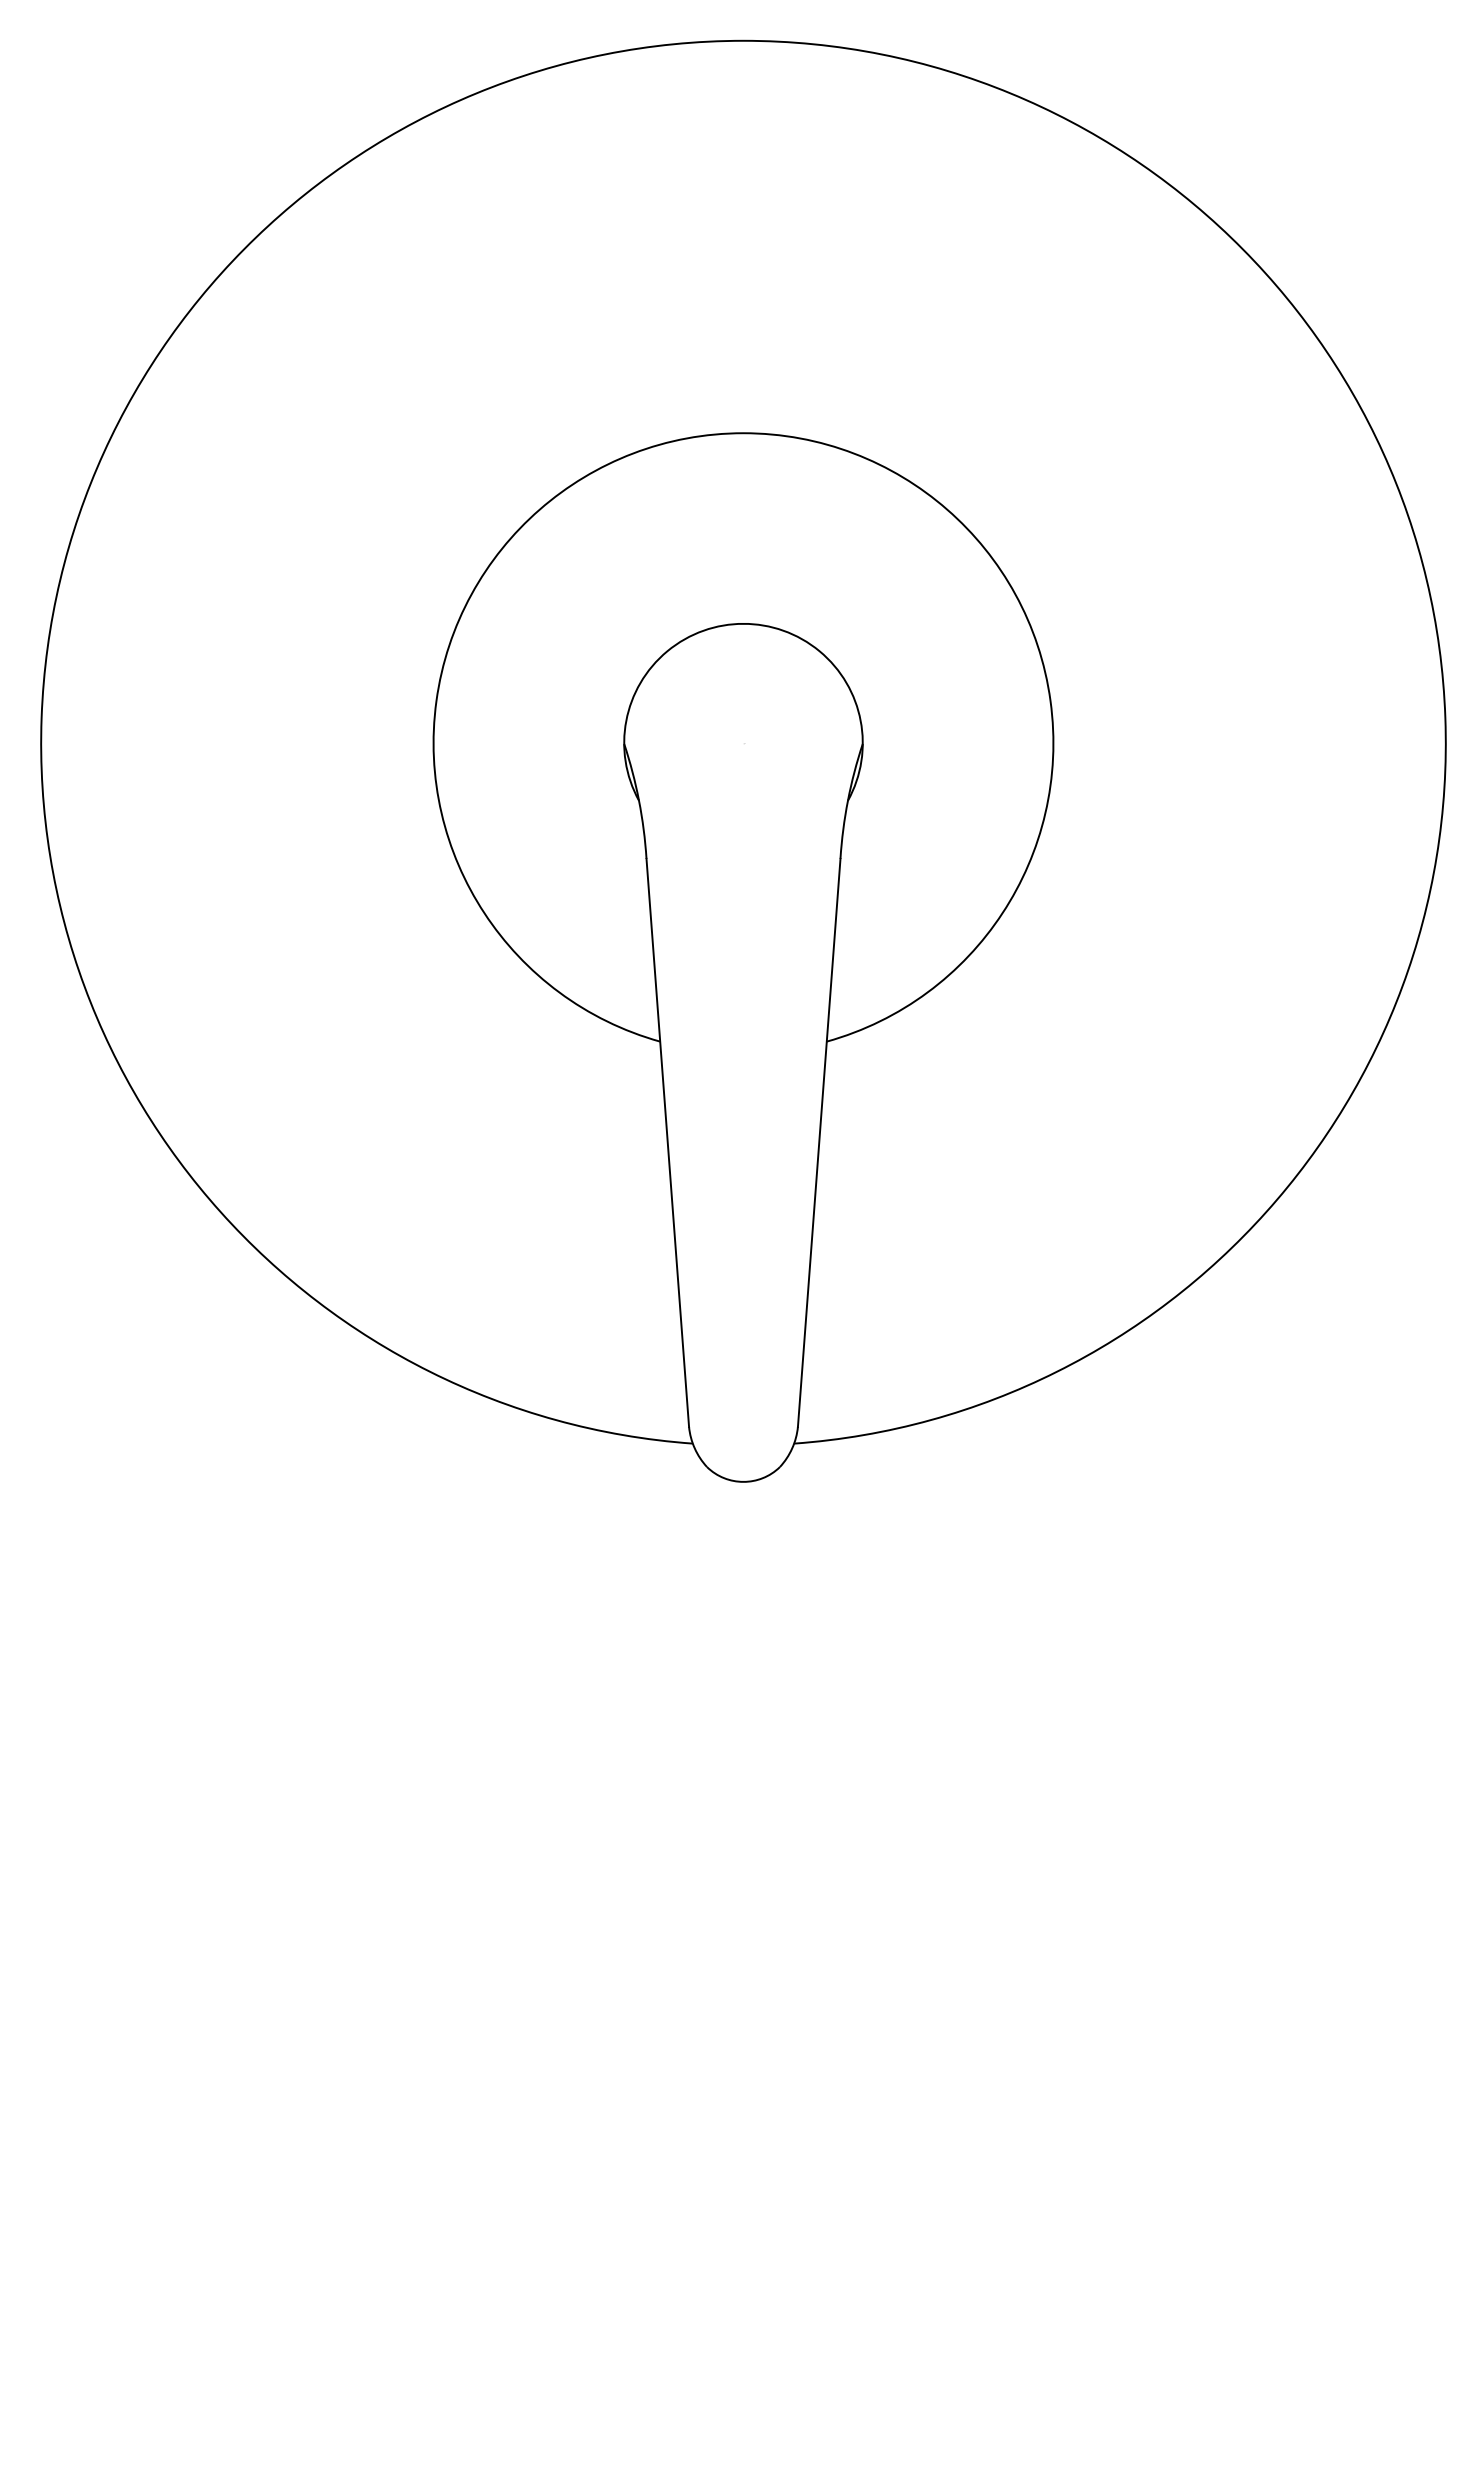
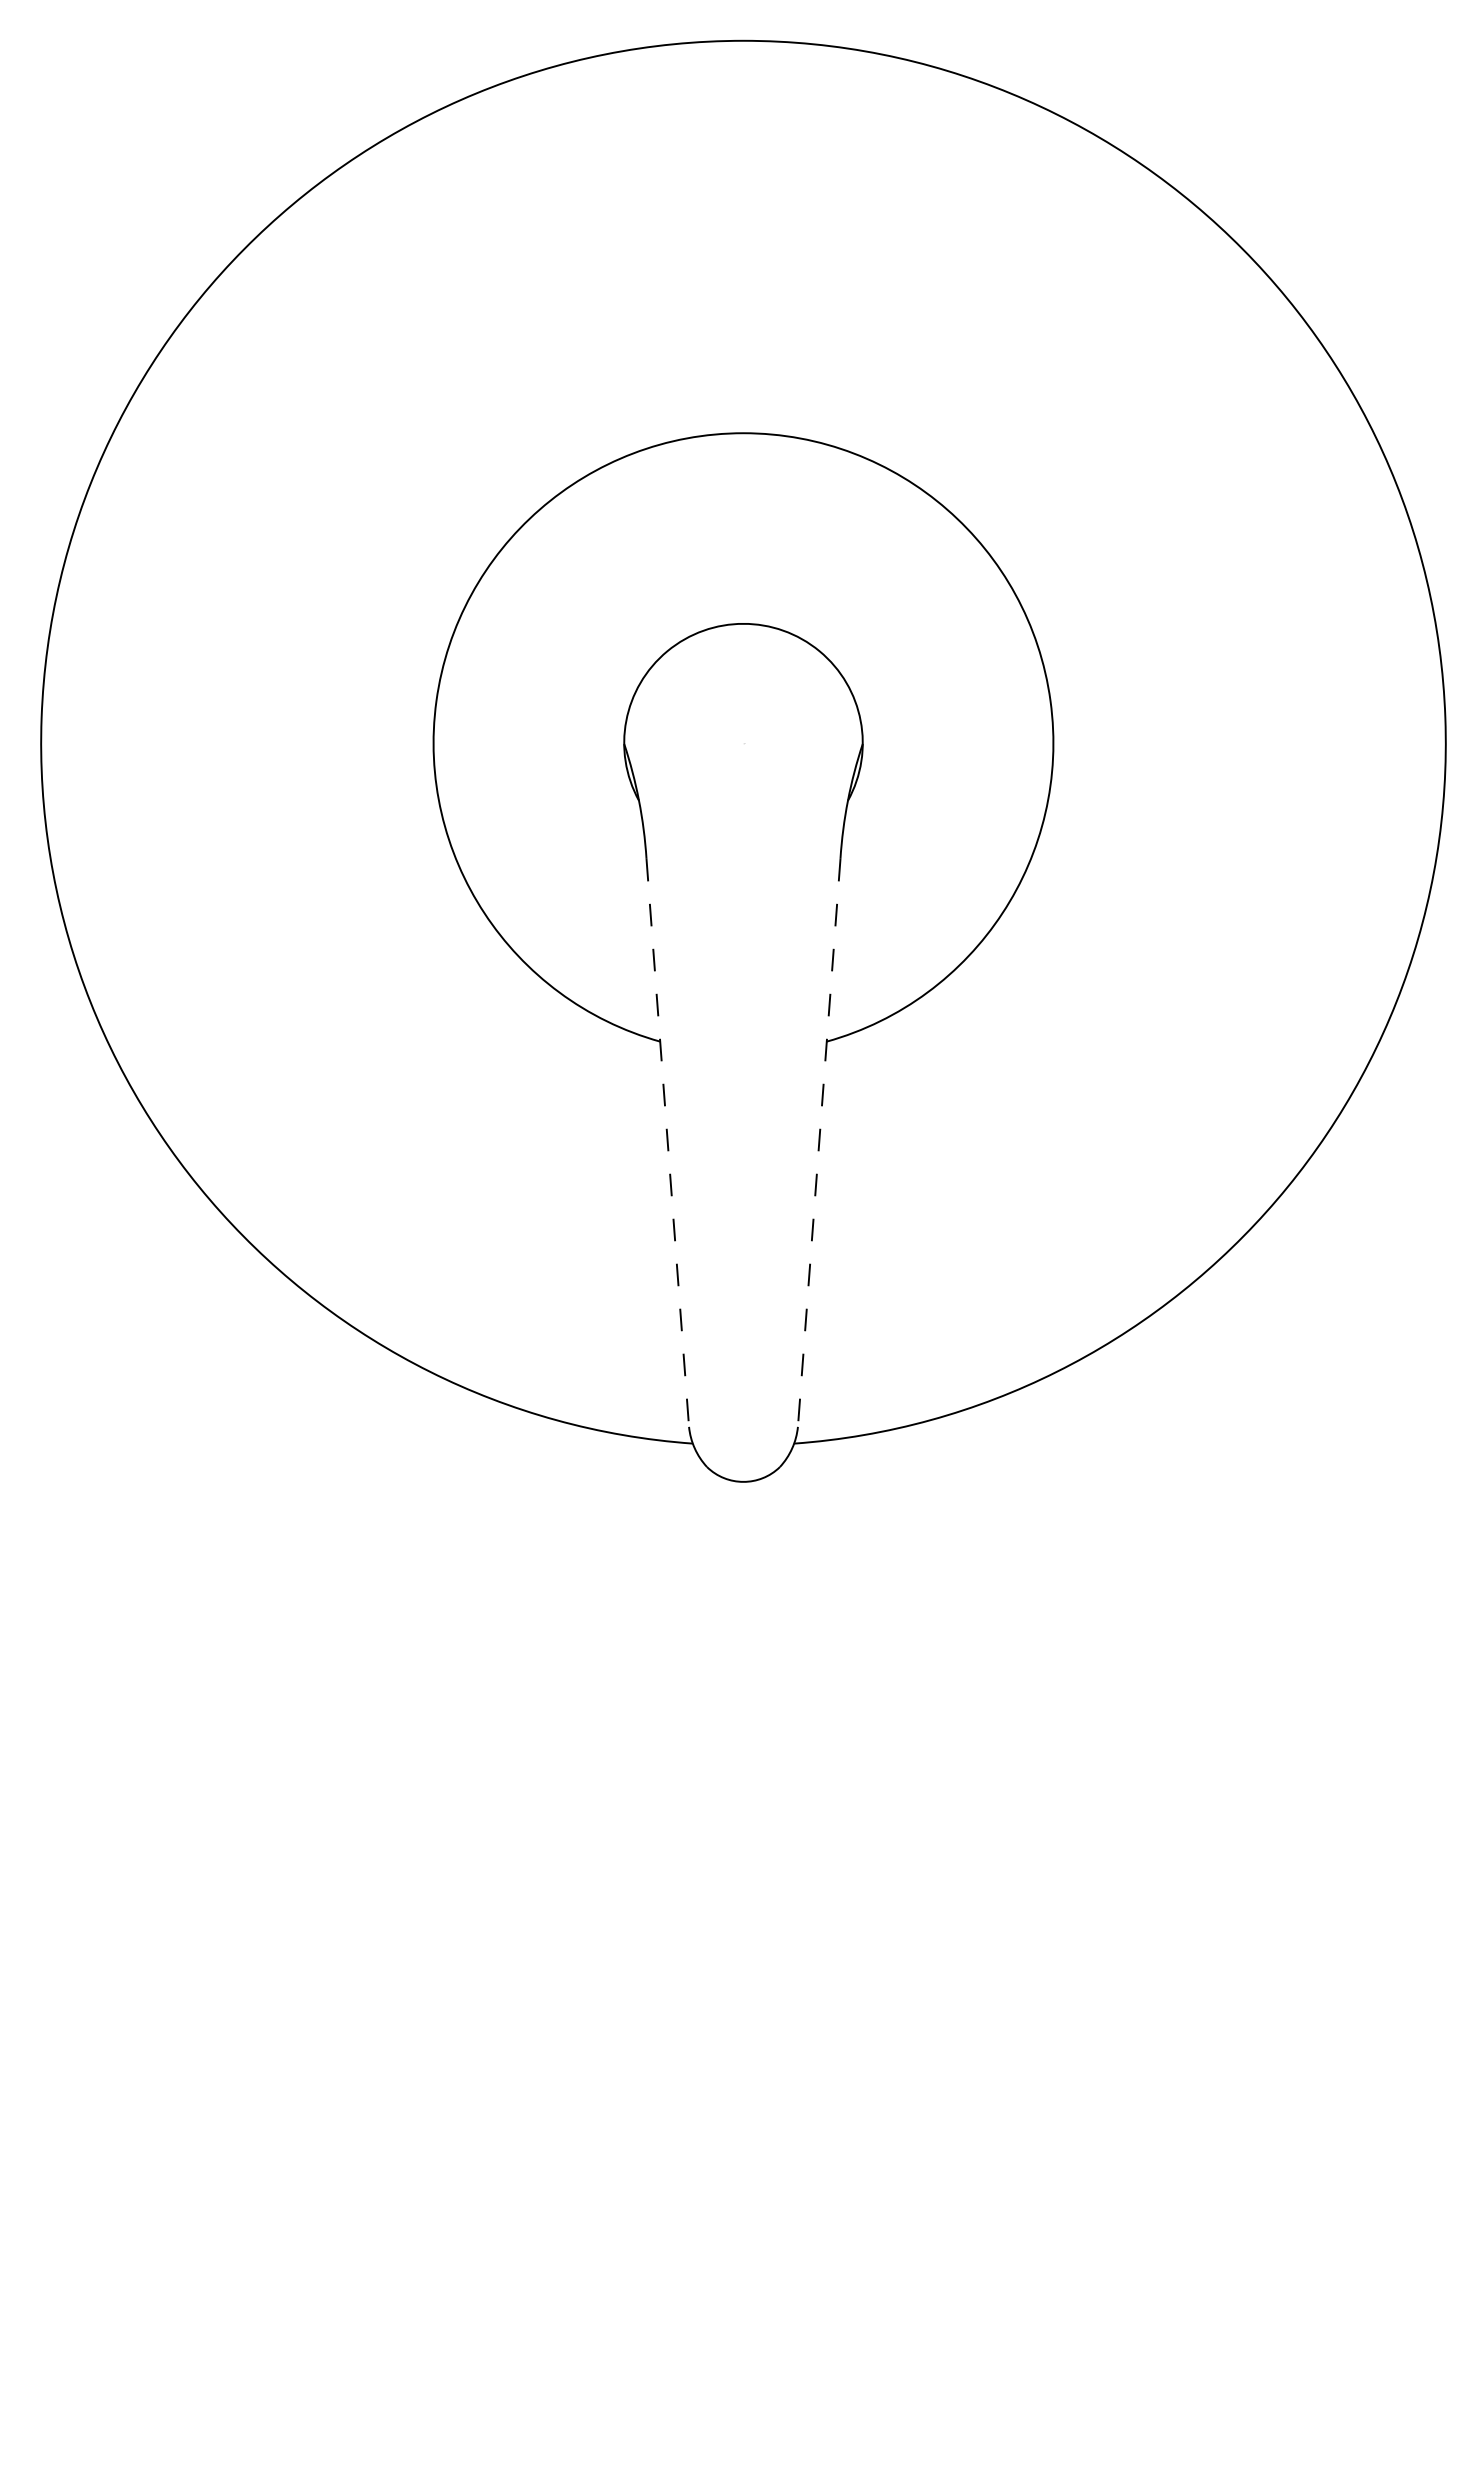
line: solid -> dashed (667, 1142)
line: solid -> dashed (819, 1142)
